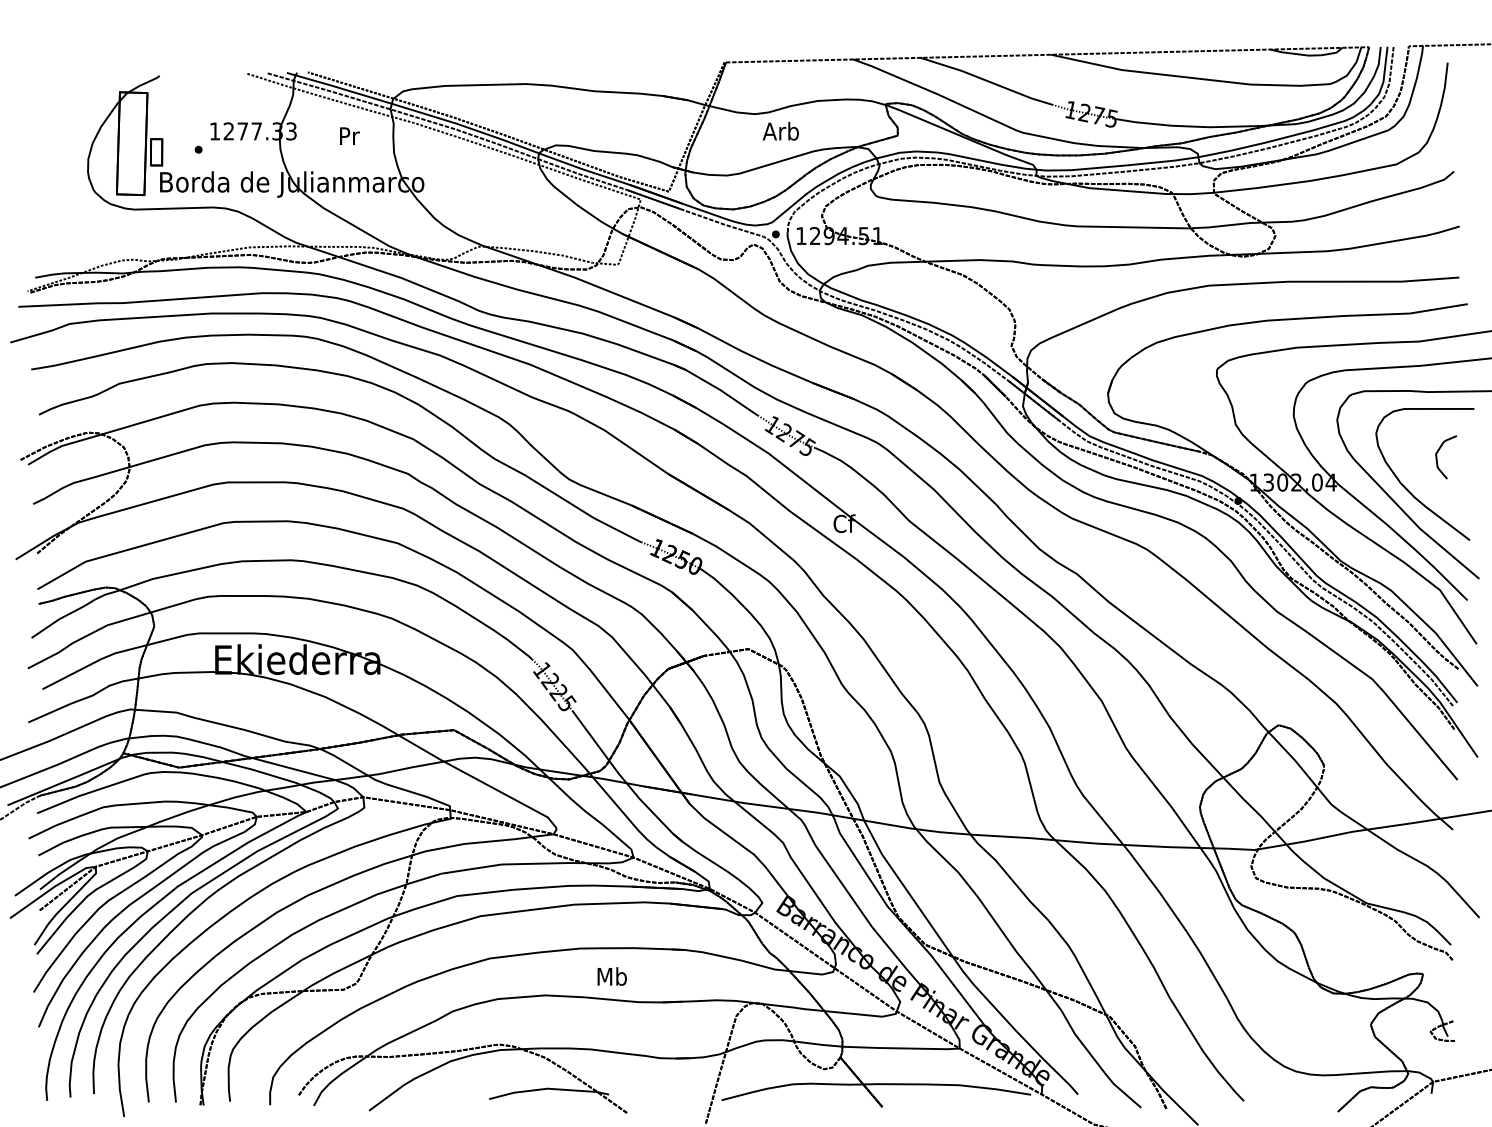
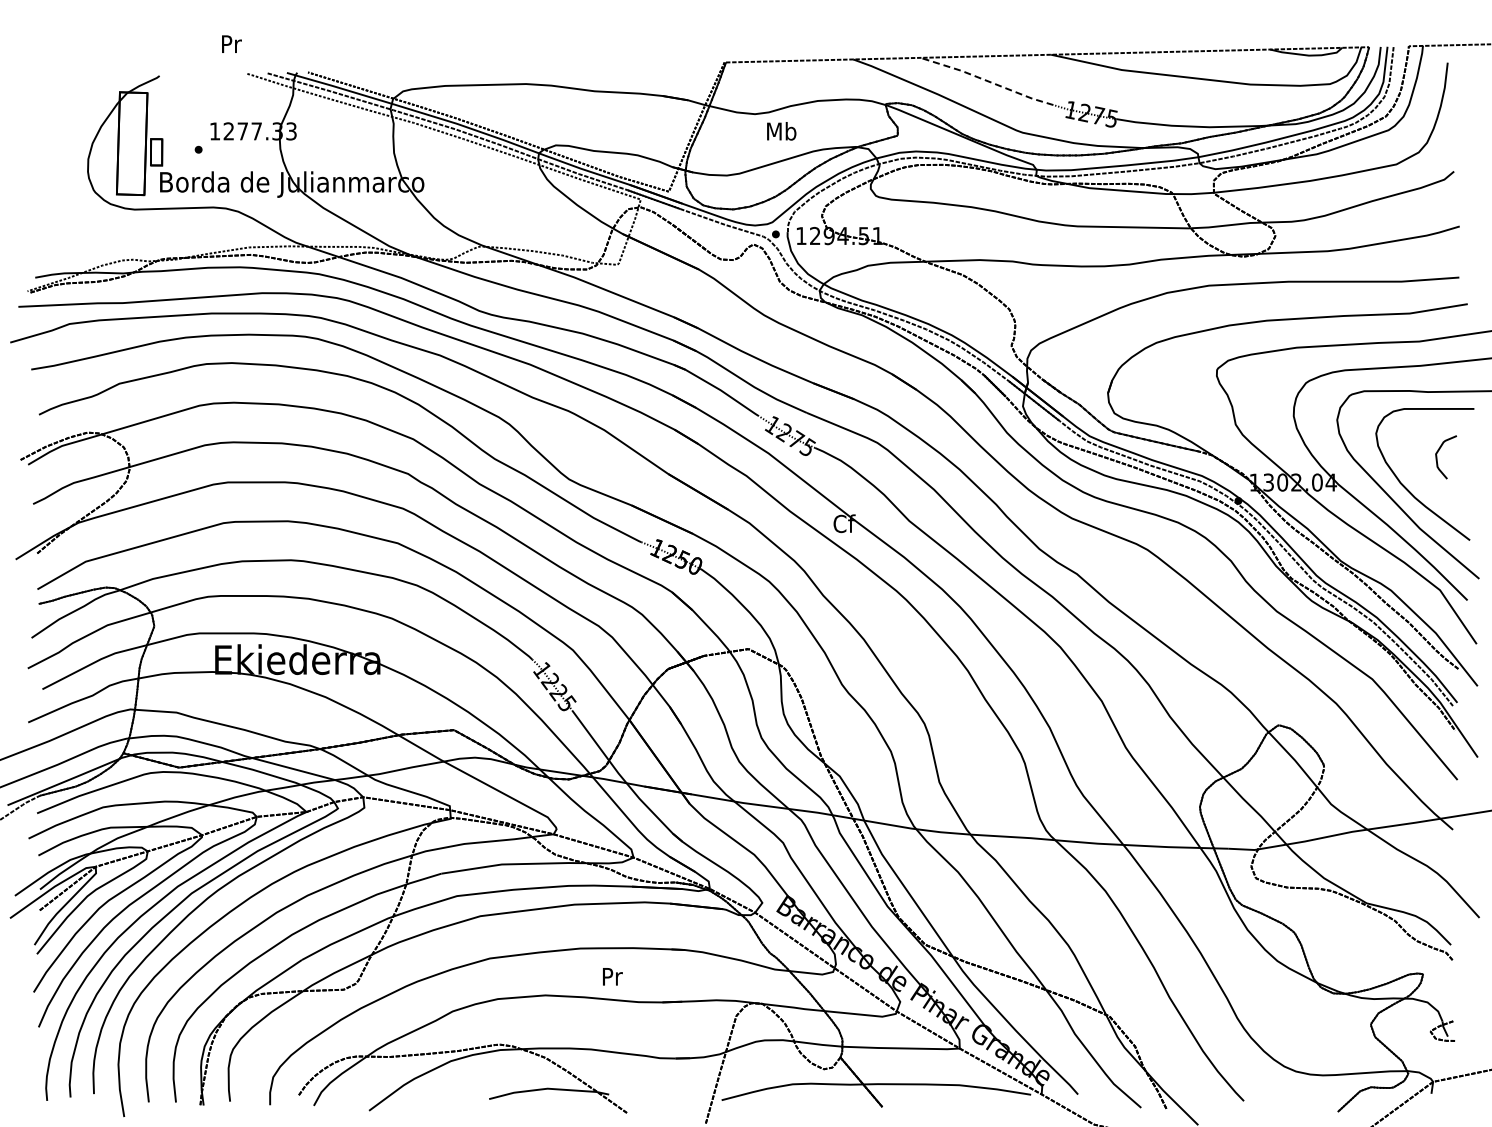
line: solid -> dashed (986, 80)
text: Arb -> Mb (780, 131)
text position: (349, 135) -> (231, 43) (231, 43)
text: Mb -> Pr (611, 976)
